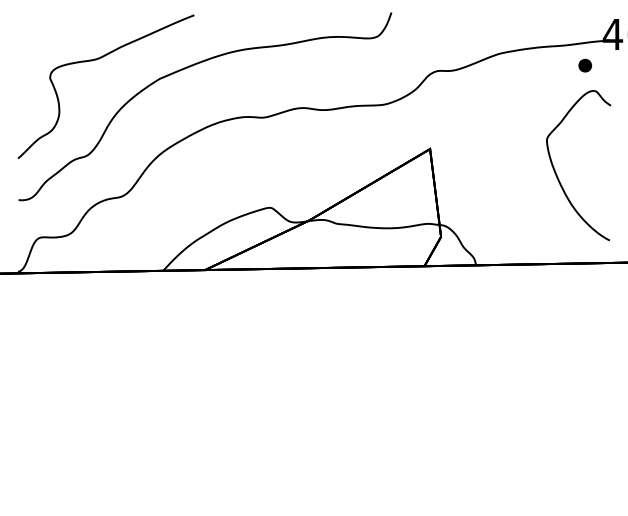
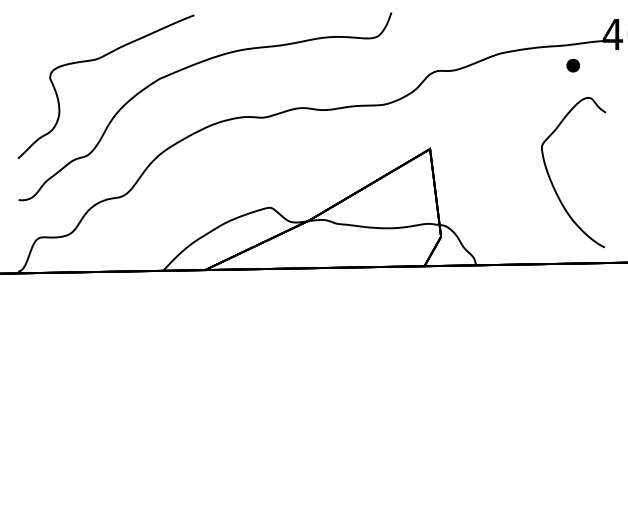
part position: (584, 65) -> (572, 65) (572, 65)
part position: (557, 174) -> (552, 181) (552, 181)
